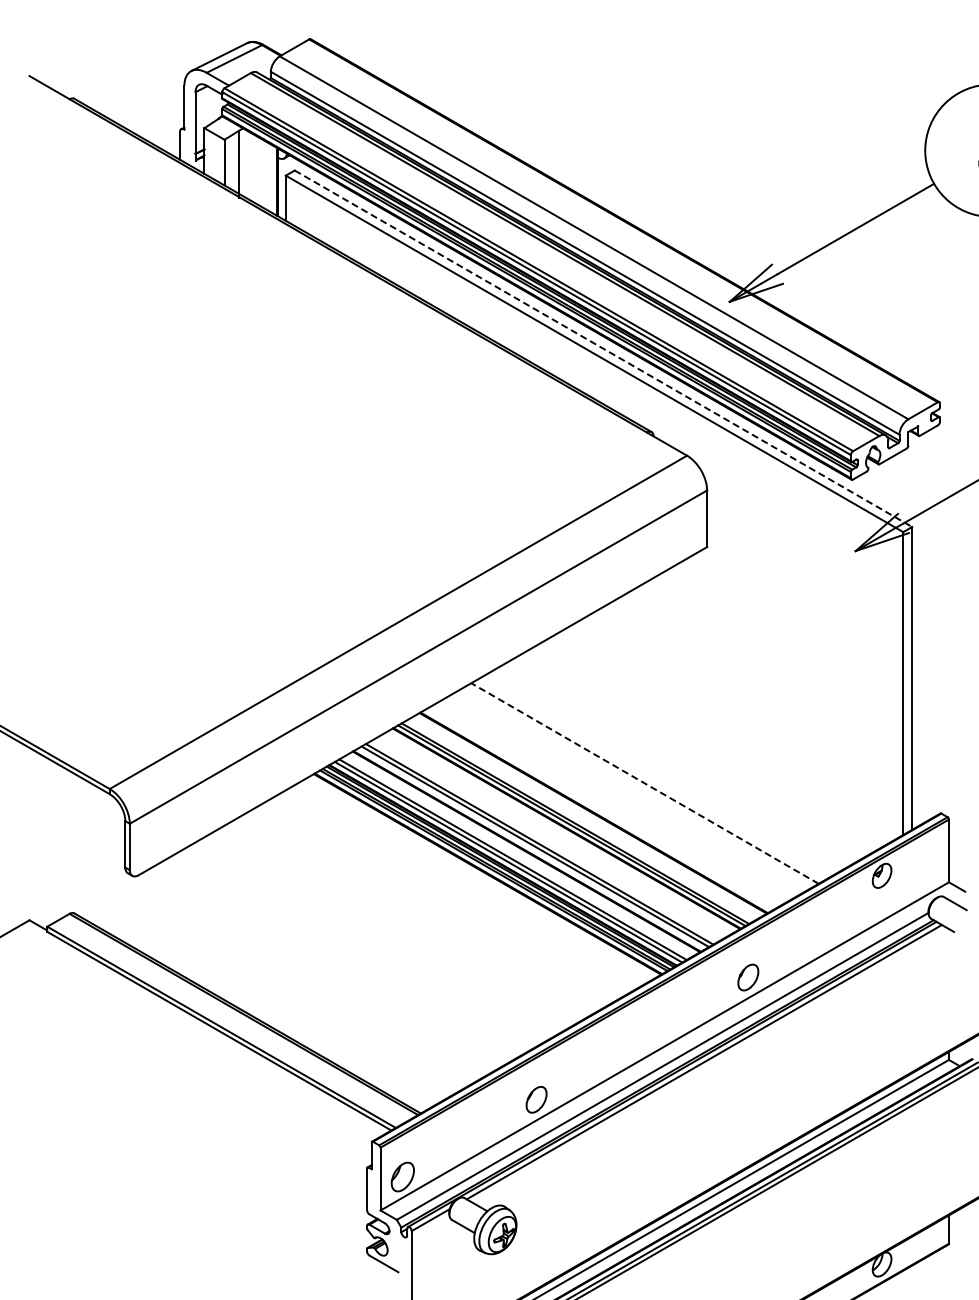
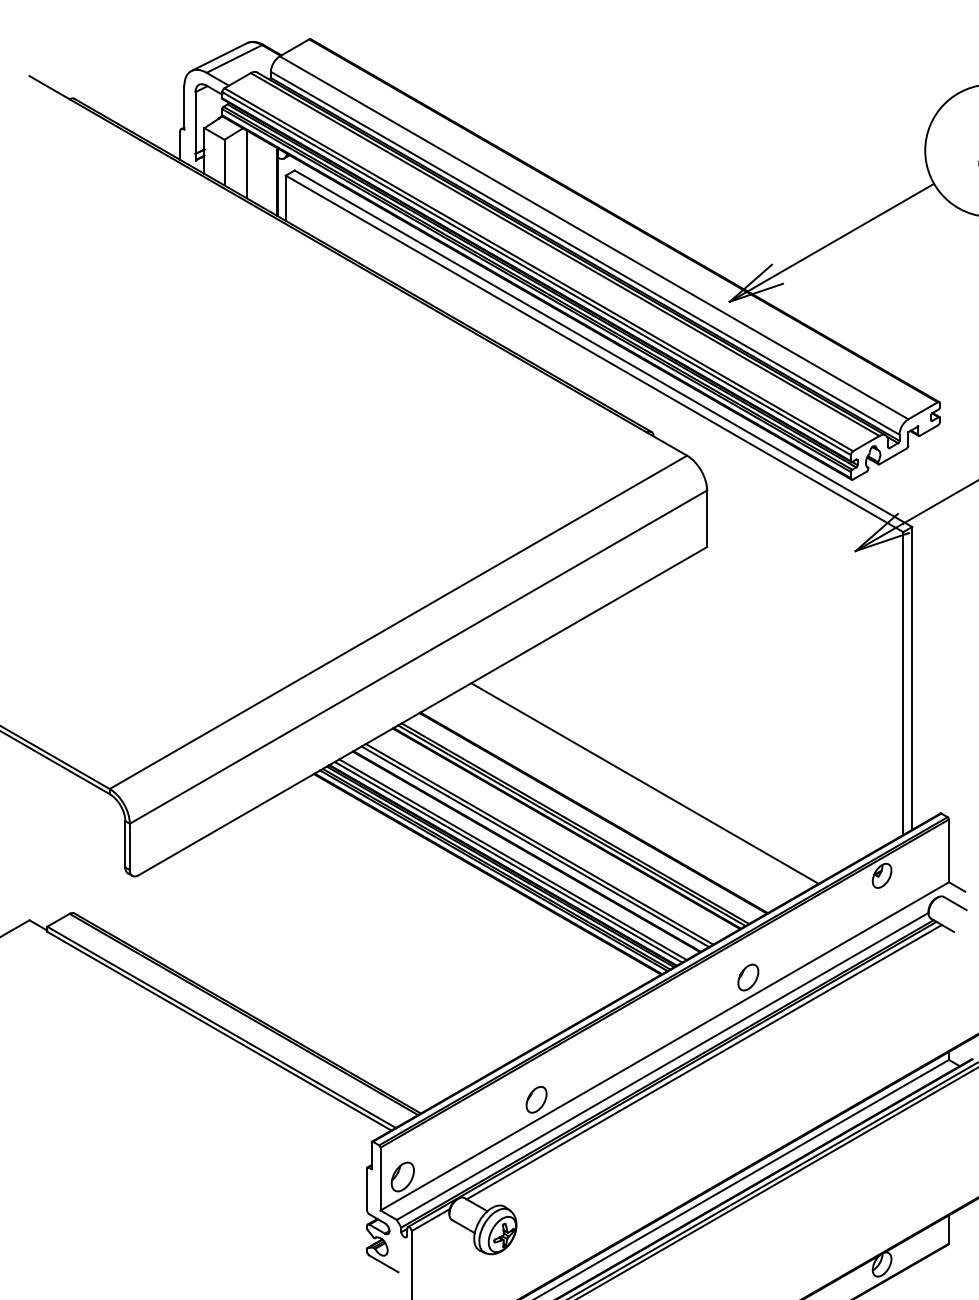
line position: (238, 164) -> (246, 164) (246, 164)
line: dashed -> solid (603, 349)
line: dashed -> solid (644, 783)
